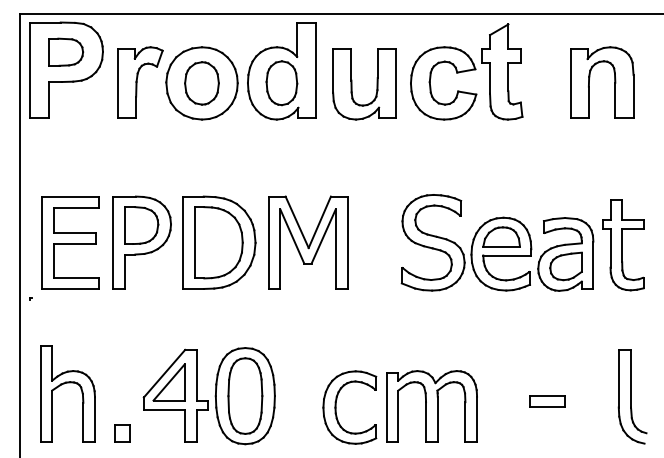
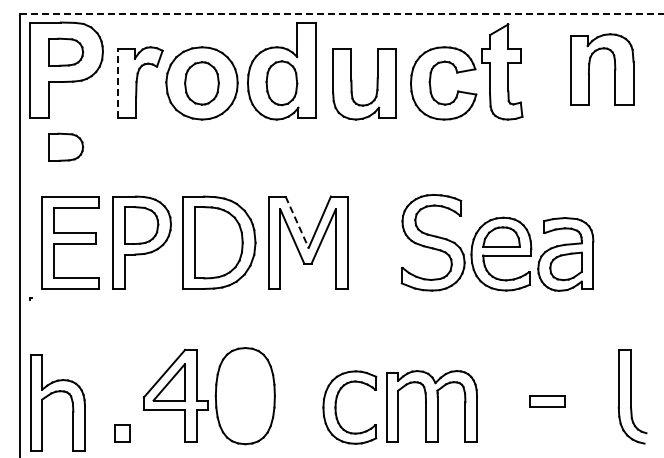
line: solid -> dashed (341, 13)
part position: (614, 82) -> (614, 69) (614, 69)
line: solid -> dashed (117, 83)
part: none -> present (66, 146)
line: solid -> dashed (297, 222)
part: present -> none (623, 245)
part position: (64, 384) -> (54, 393) (54, 393)
part: present -> none (245, 395)
